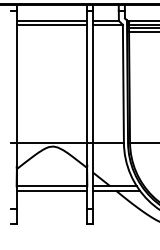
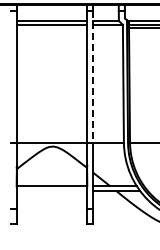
line: present -> none (142, 32)
line: solid -> dashed (93, 76)
line: present -> none (51, 190)
